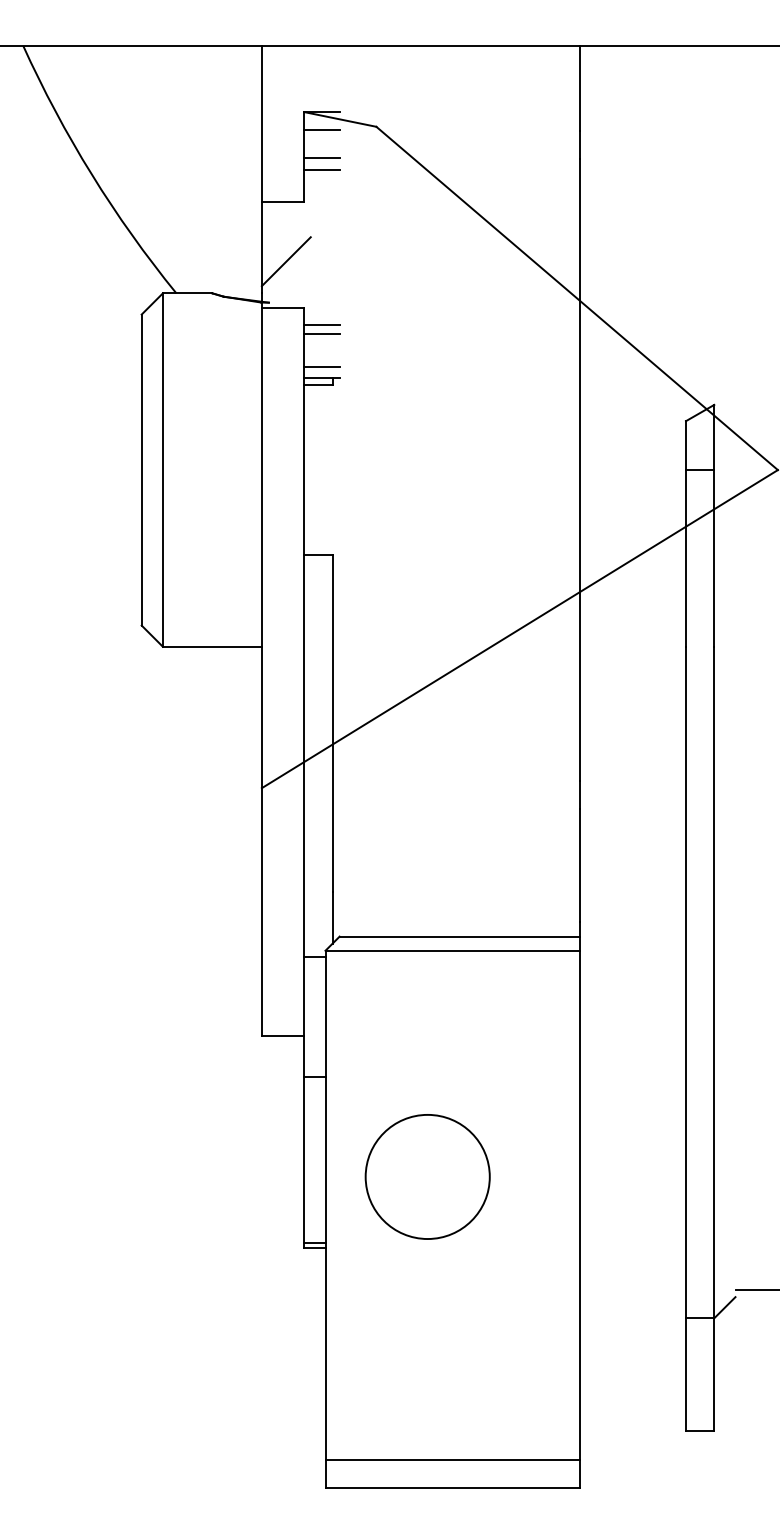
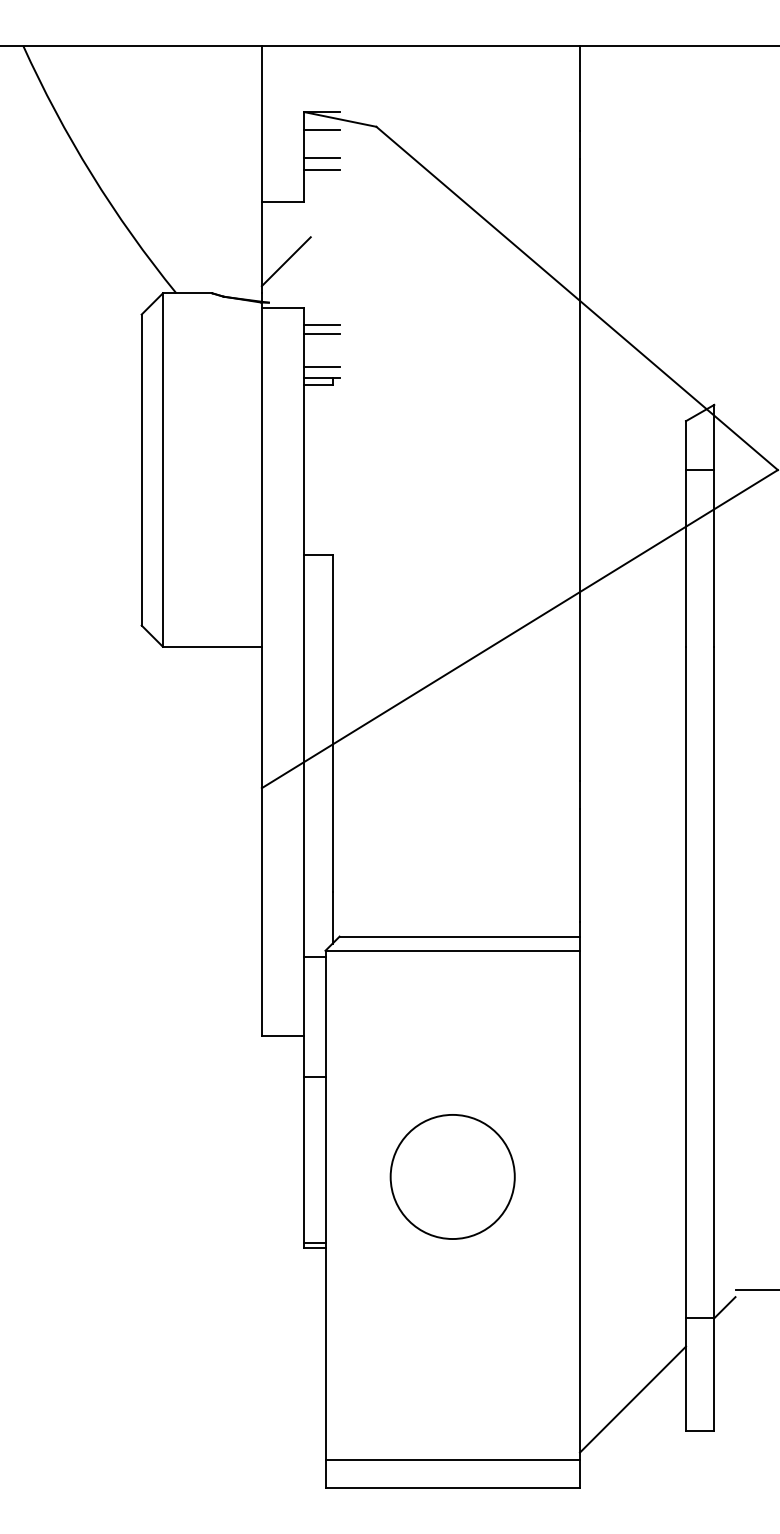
circle position: (427, 1176) -> (452, 1176) (452, 1176)
line: none -> present (632, 1399)
